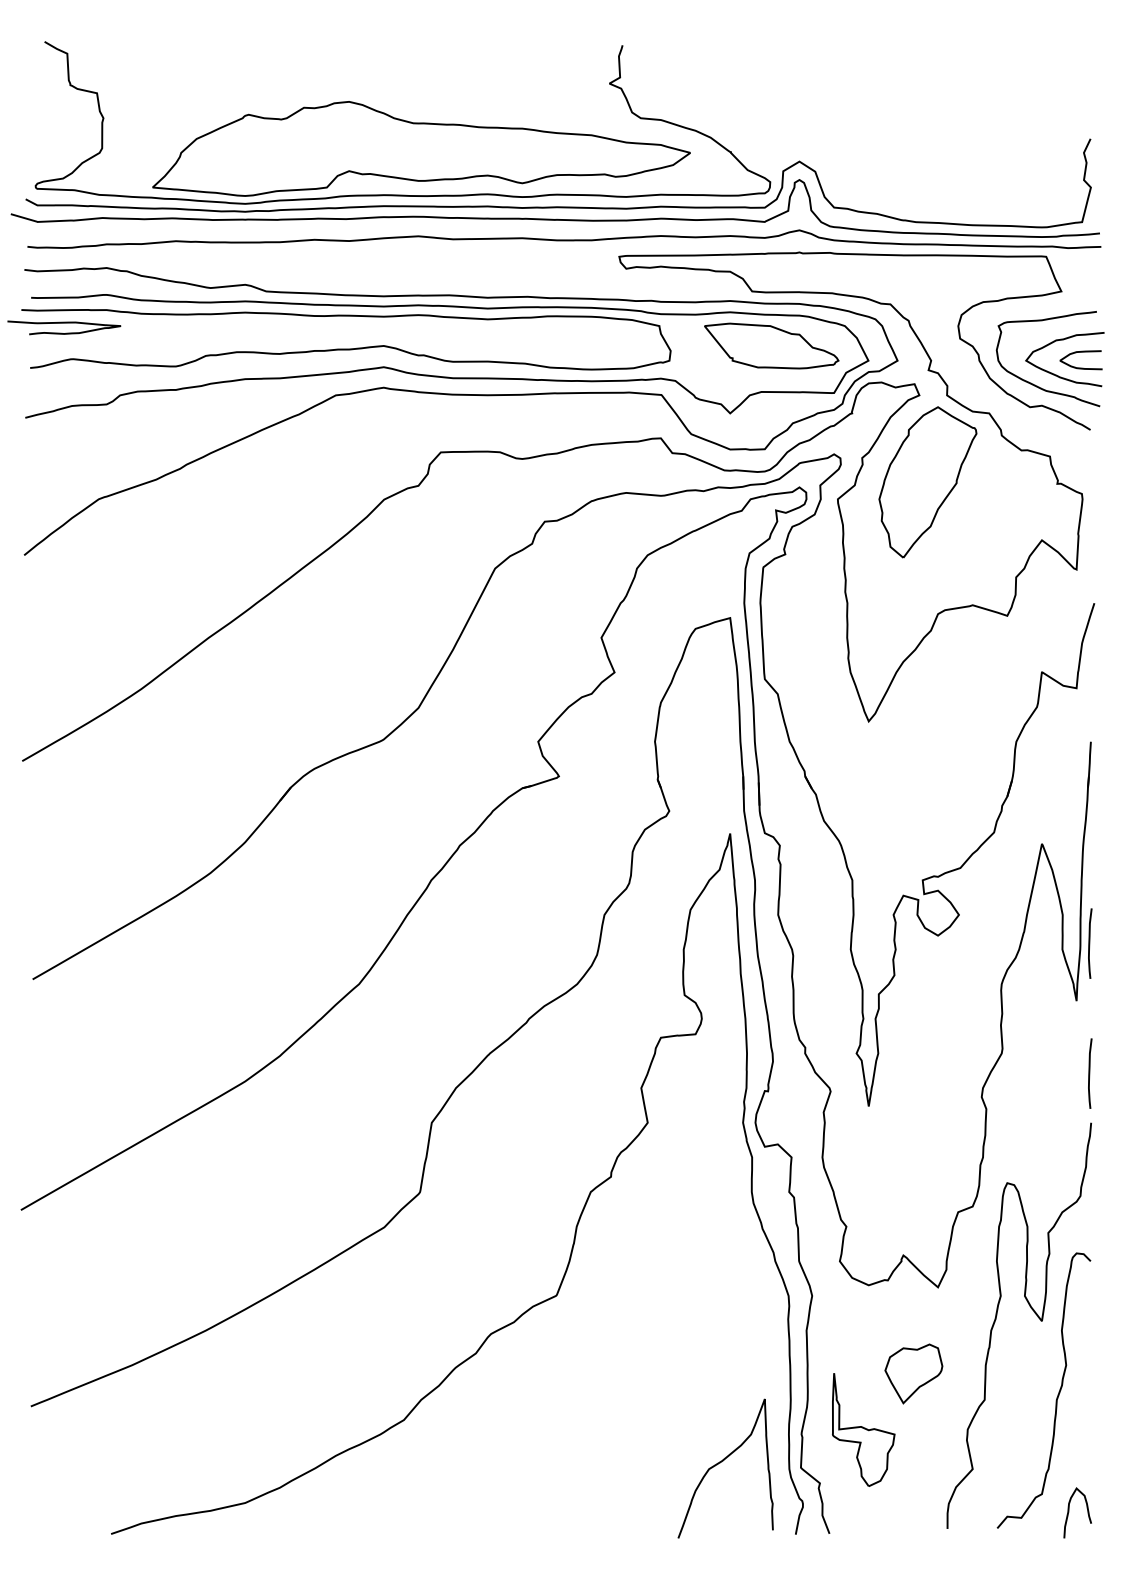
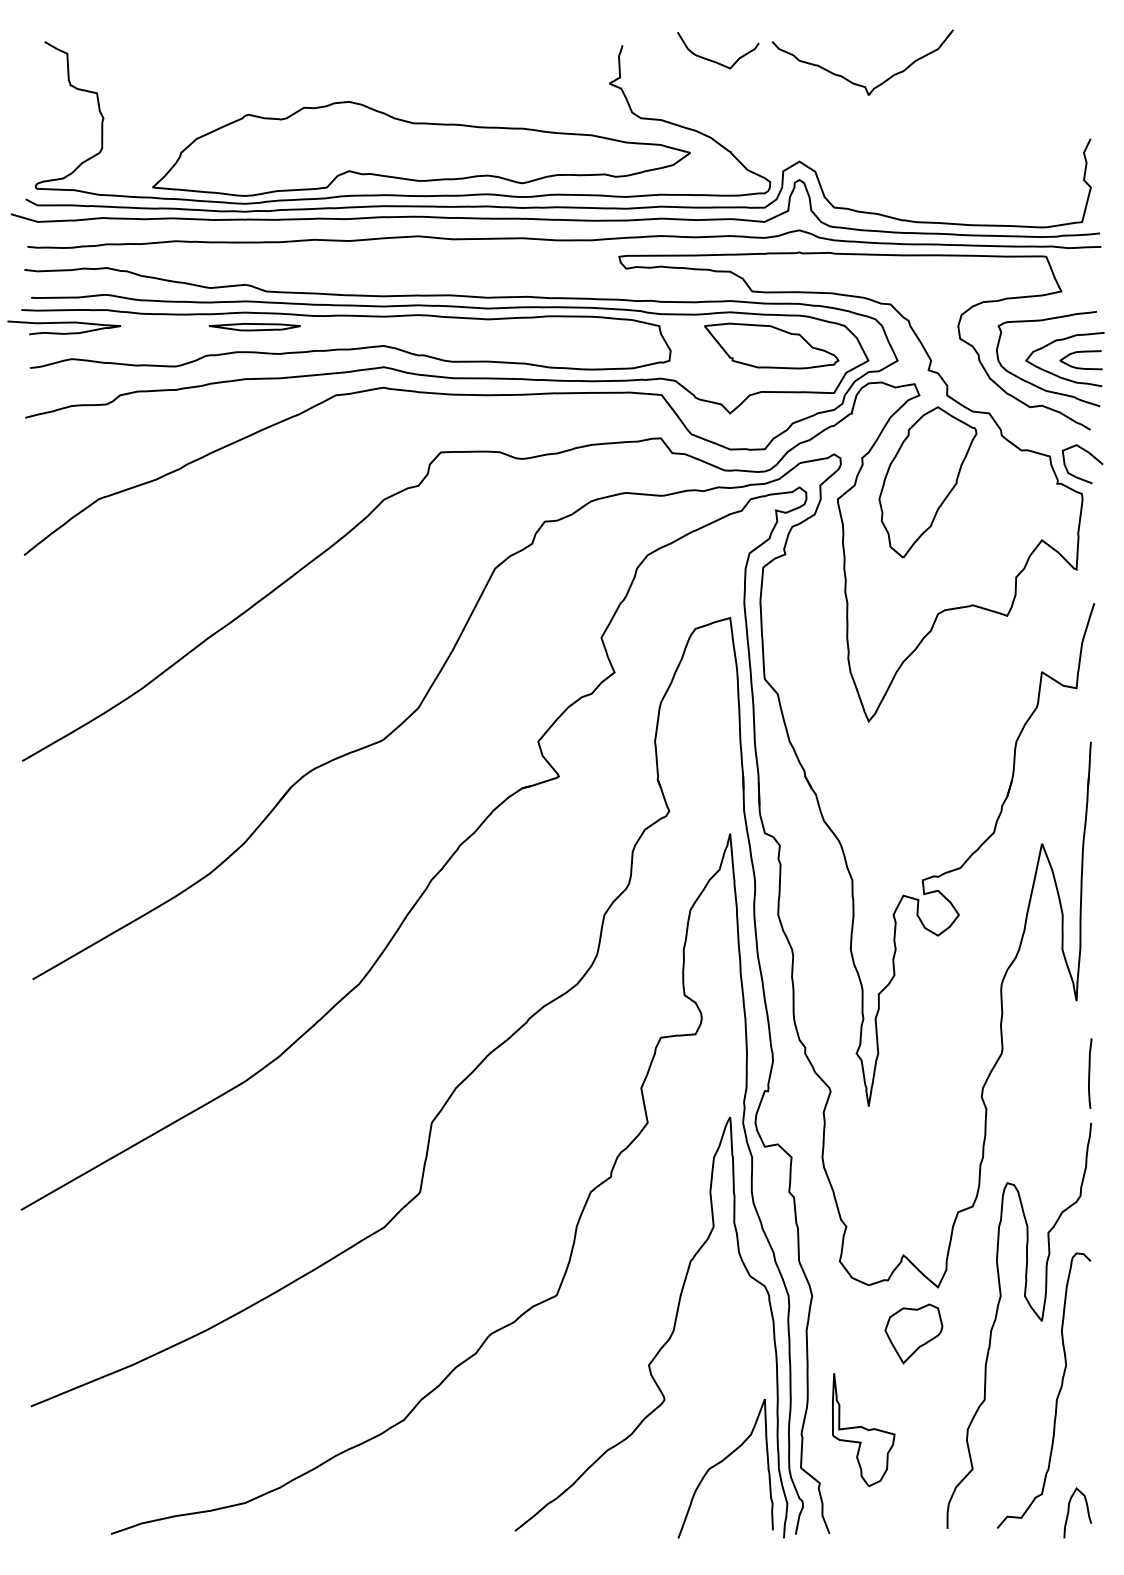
curve: none -> present (713, 60)
curve: none -> present (857, 83)
part: none -> present (254, 327)
curve: none -> present (1090, 455)
curve: present -> none (1090, 943)
curve: none -> present (667, 1339)
part position: (913, 1373) -> (913, 1333) (913, 1333)
